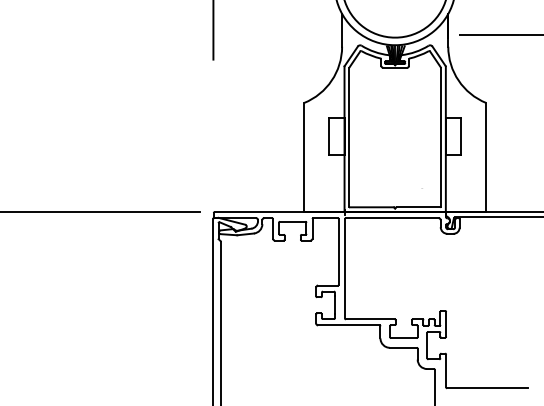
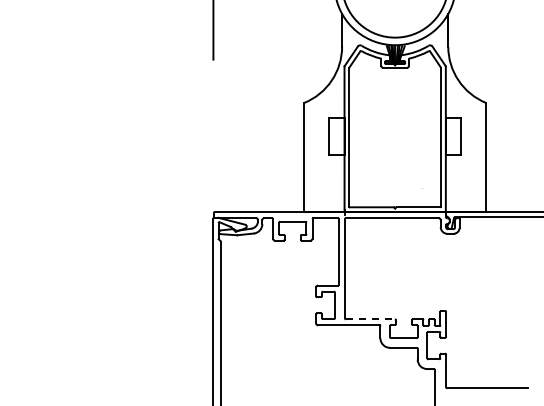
line: present -> none (499, 35)
line: present -> none (101, 212)
line: solid -> dashed (370, 319)
